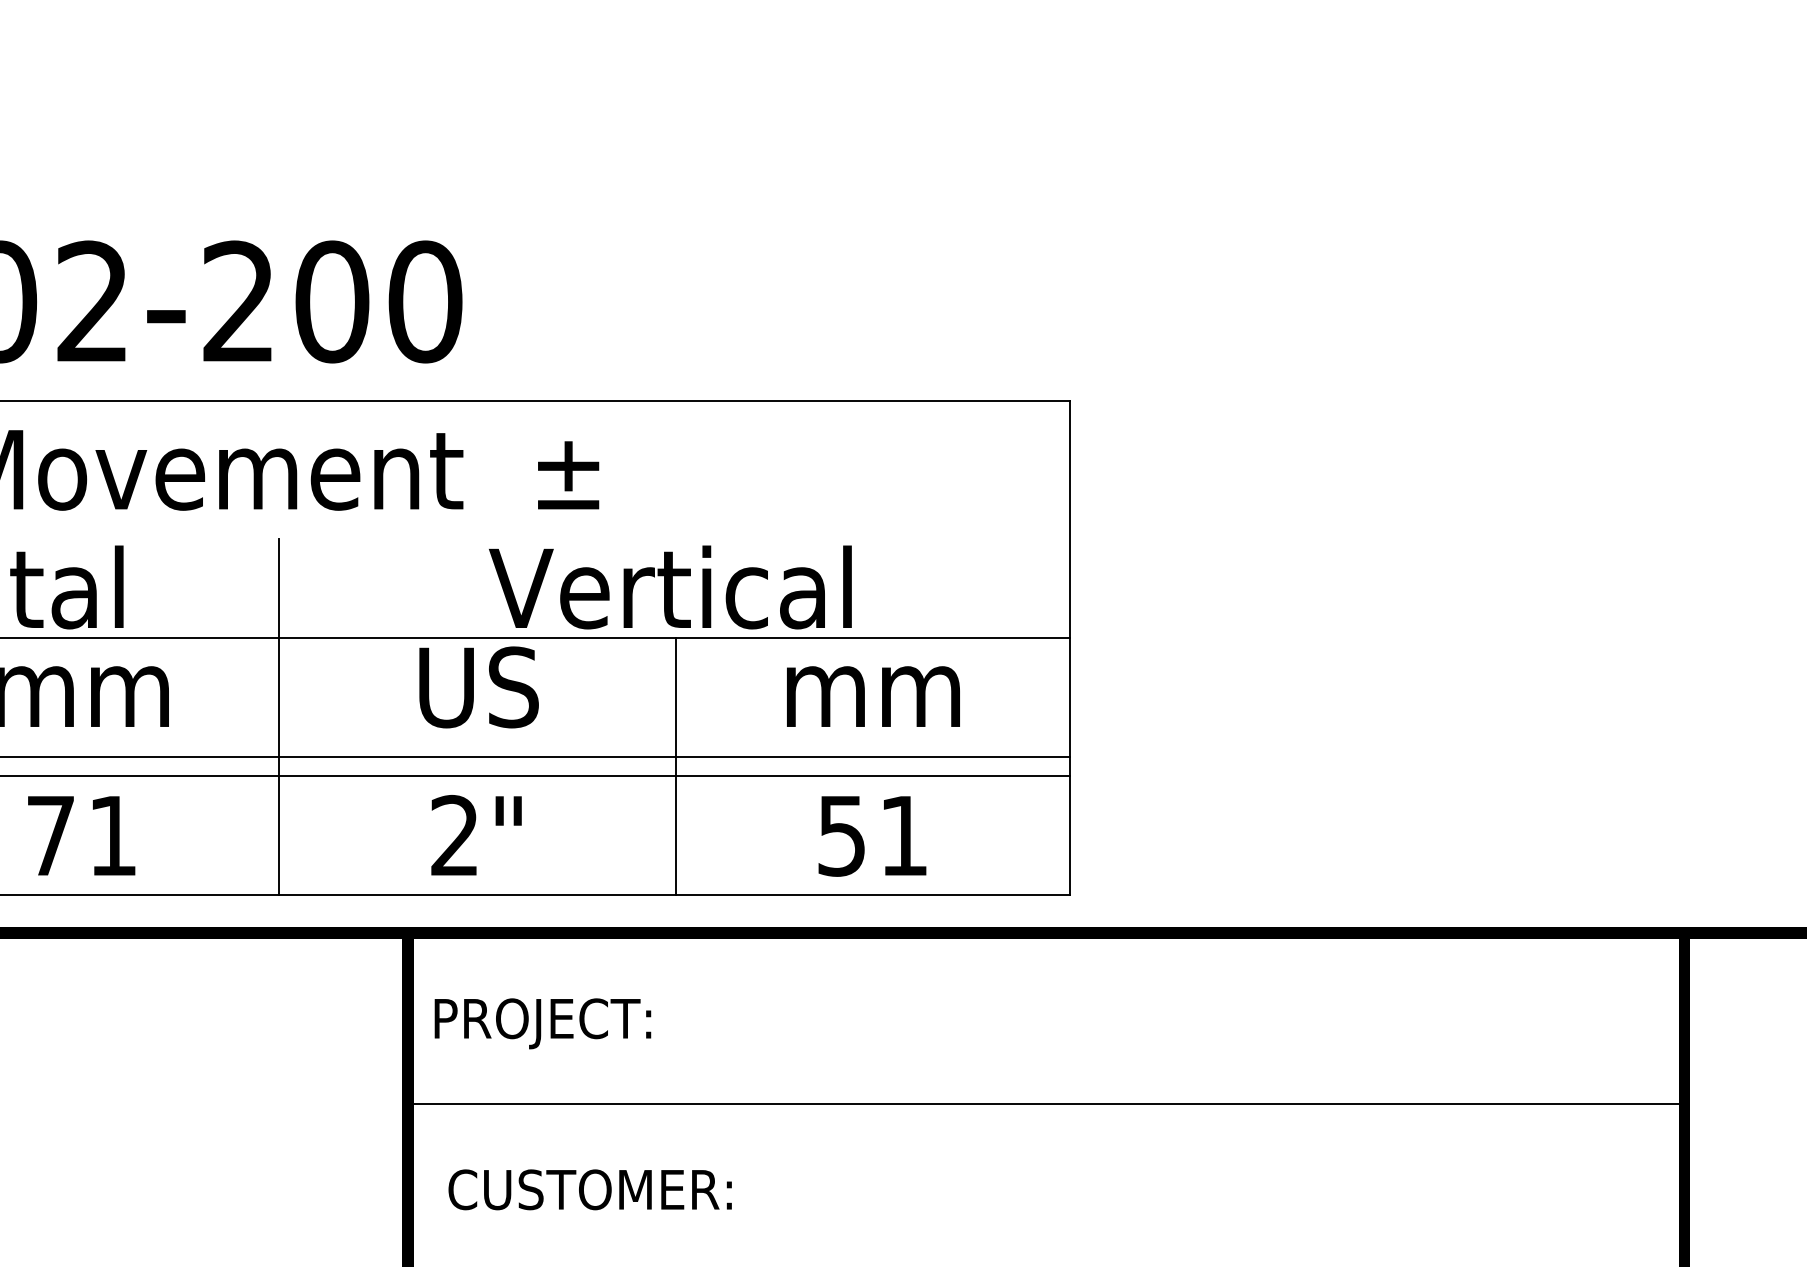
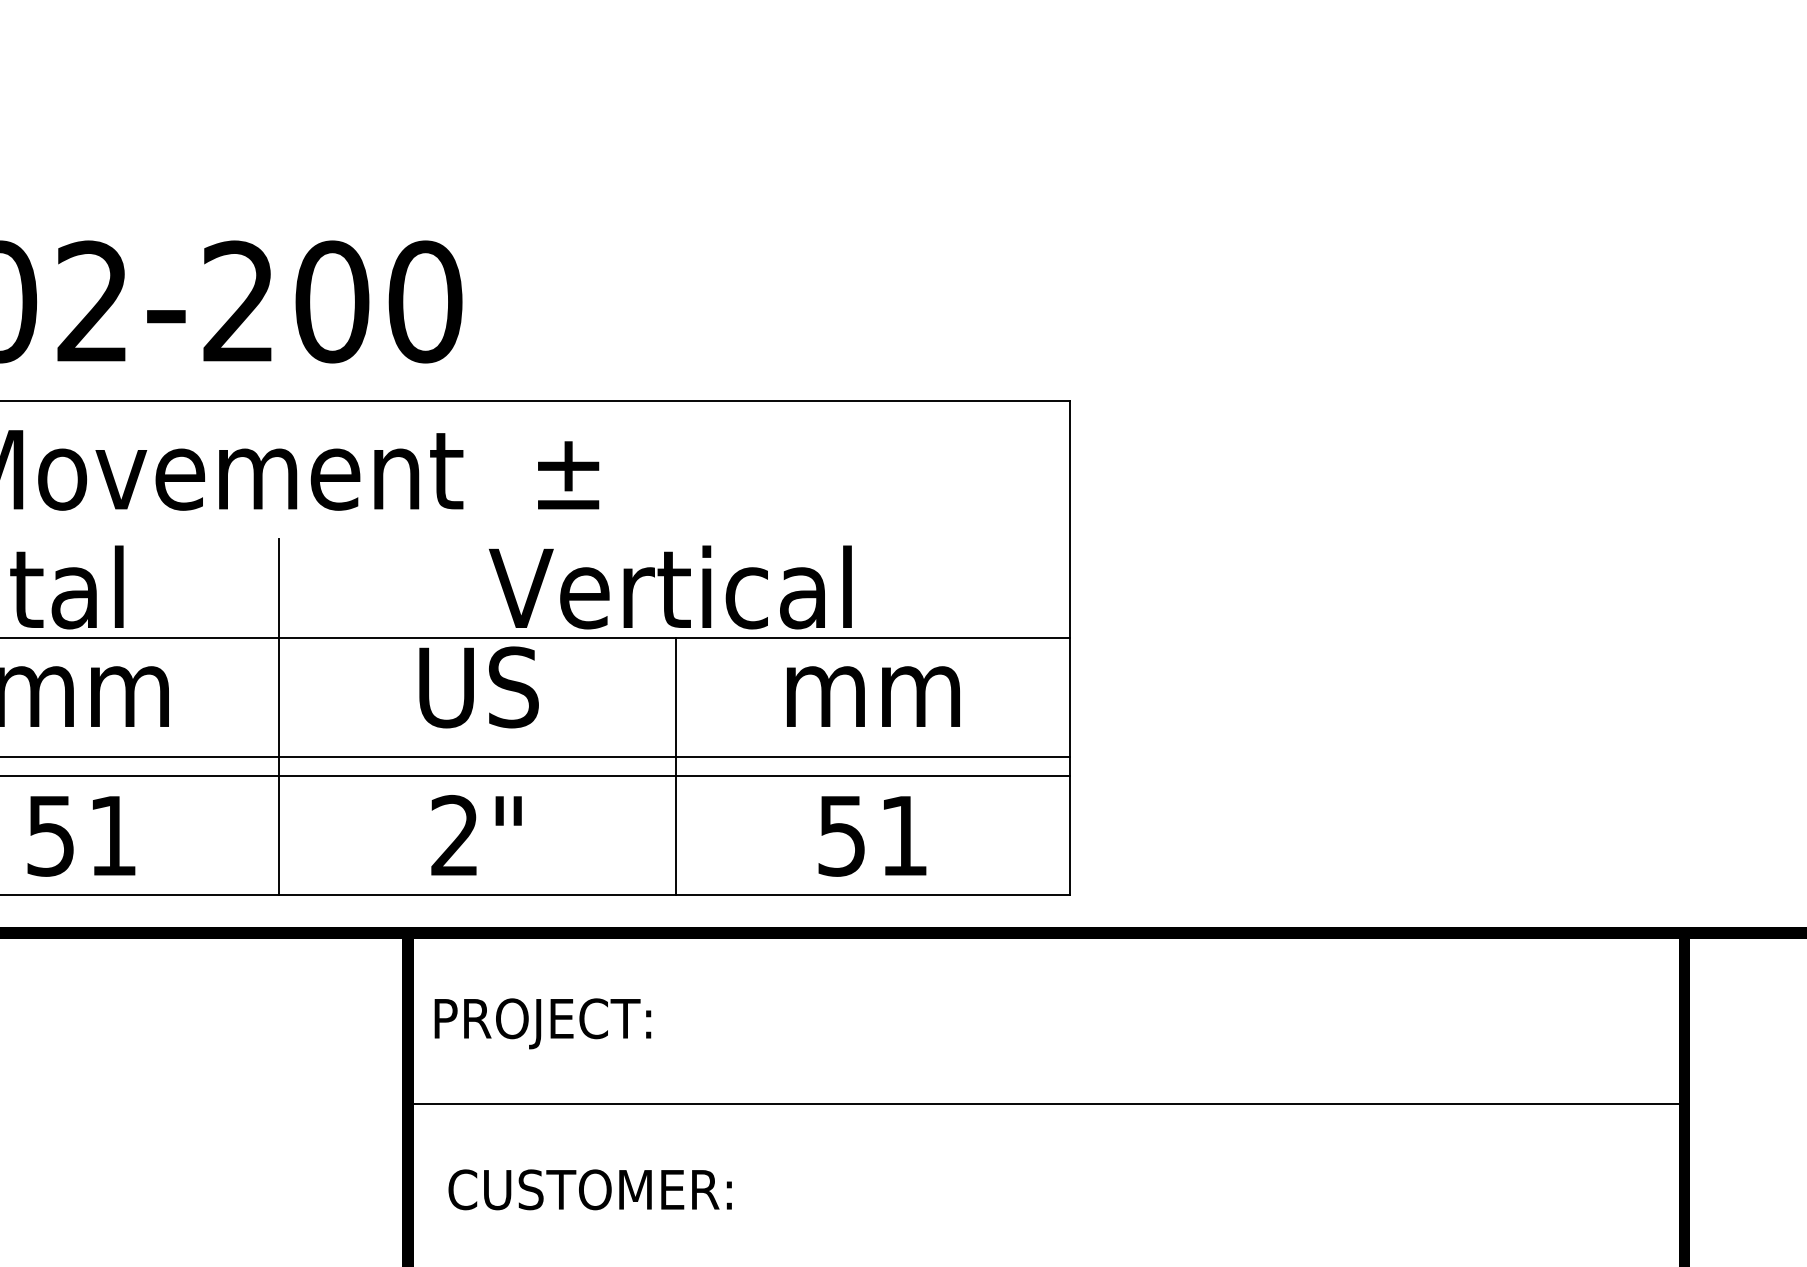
text: 71 -> 51 (50, 836)
